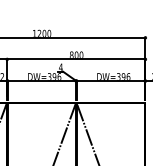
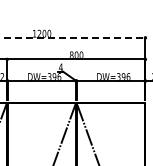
line: solid -> dashed (73, 37)
